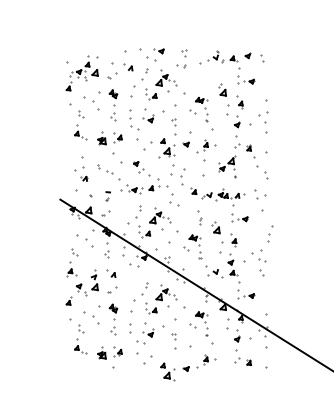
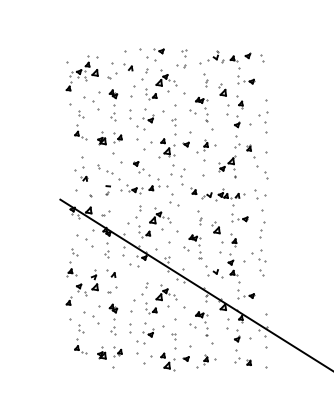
part: none -> present (205, 80)
part position: (134, 127) -> (140, 127) (140, 127)
part position: (107, 196) -> (107, 190) (107, 190)
part position: (270, 233) -> (262, 229) (262, 229)
part position: (174, 371) -> (174, 361) (174, 361)
